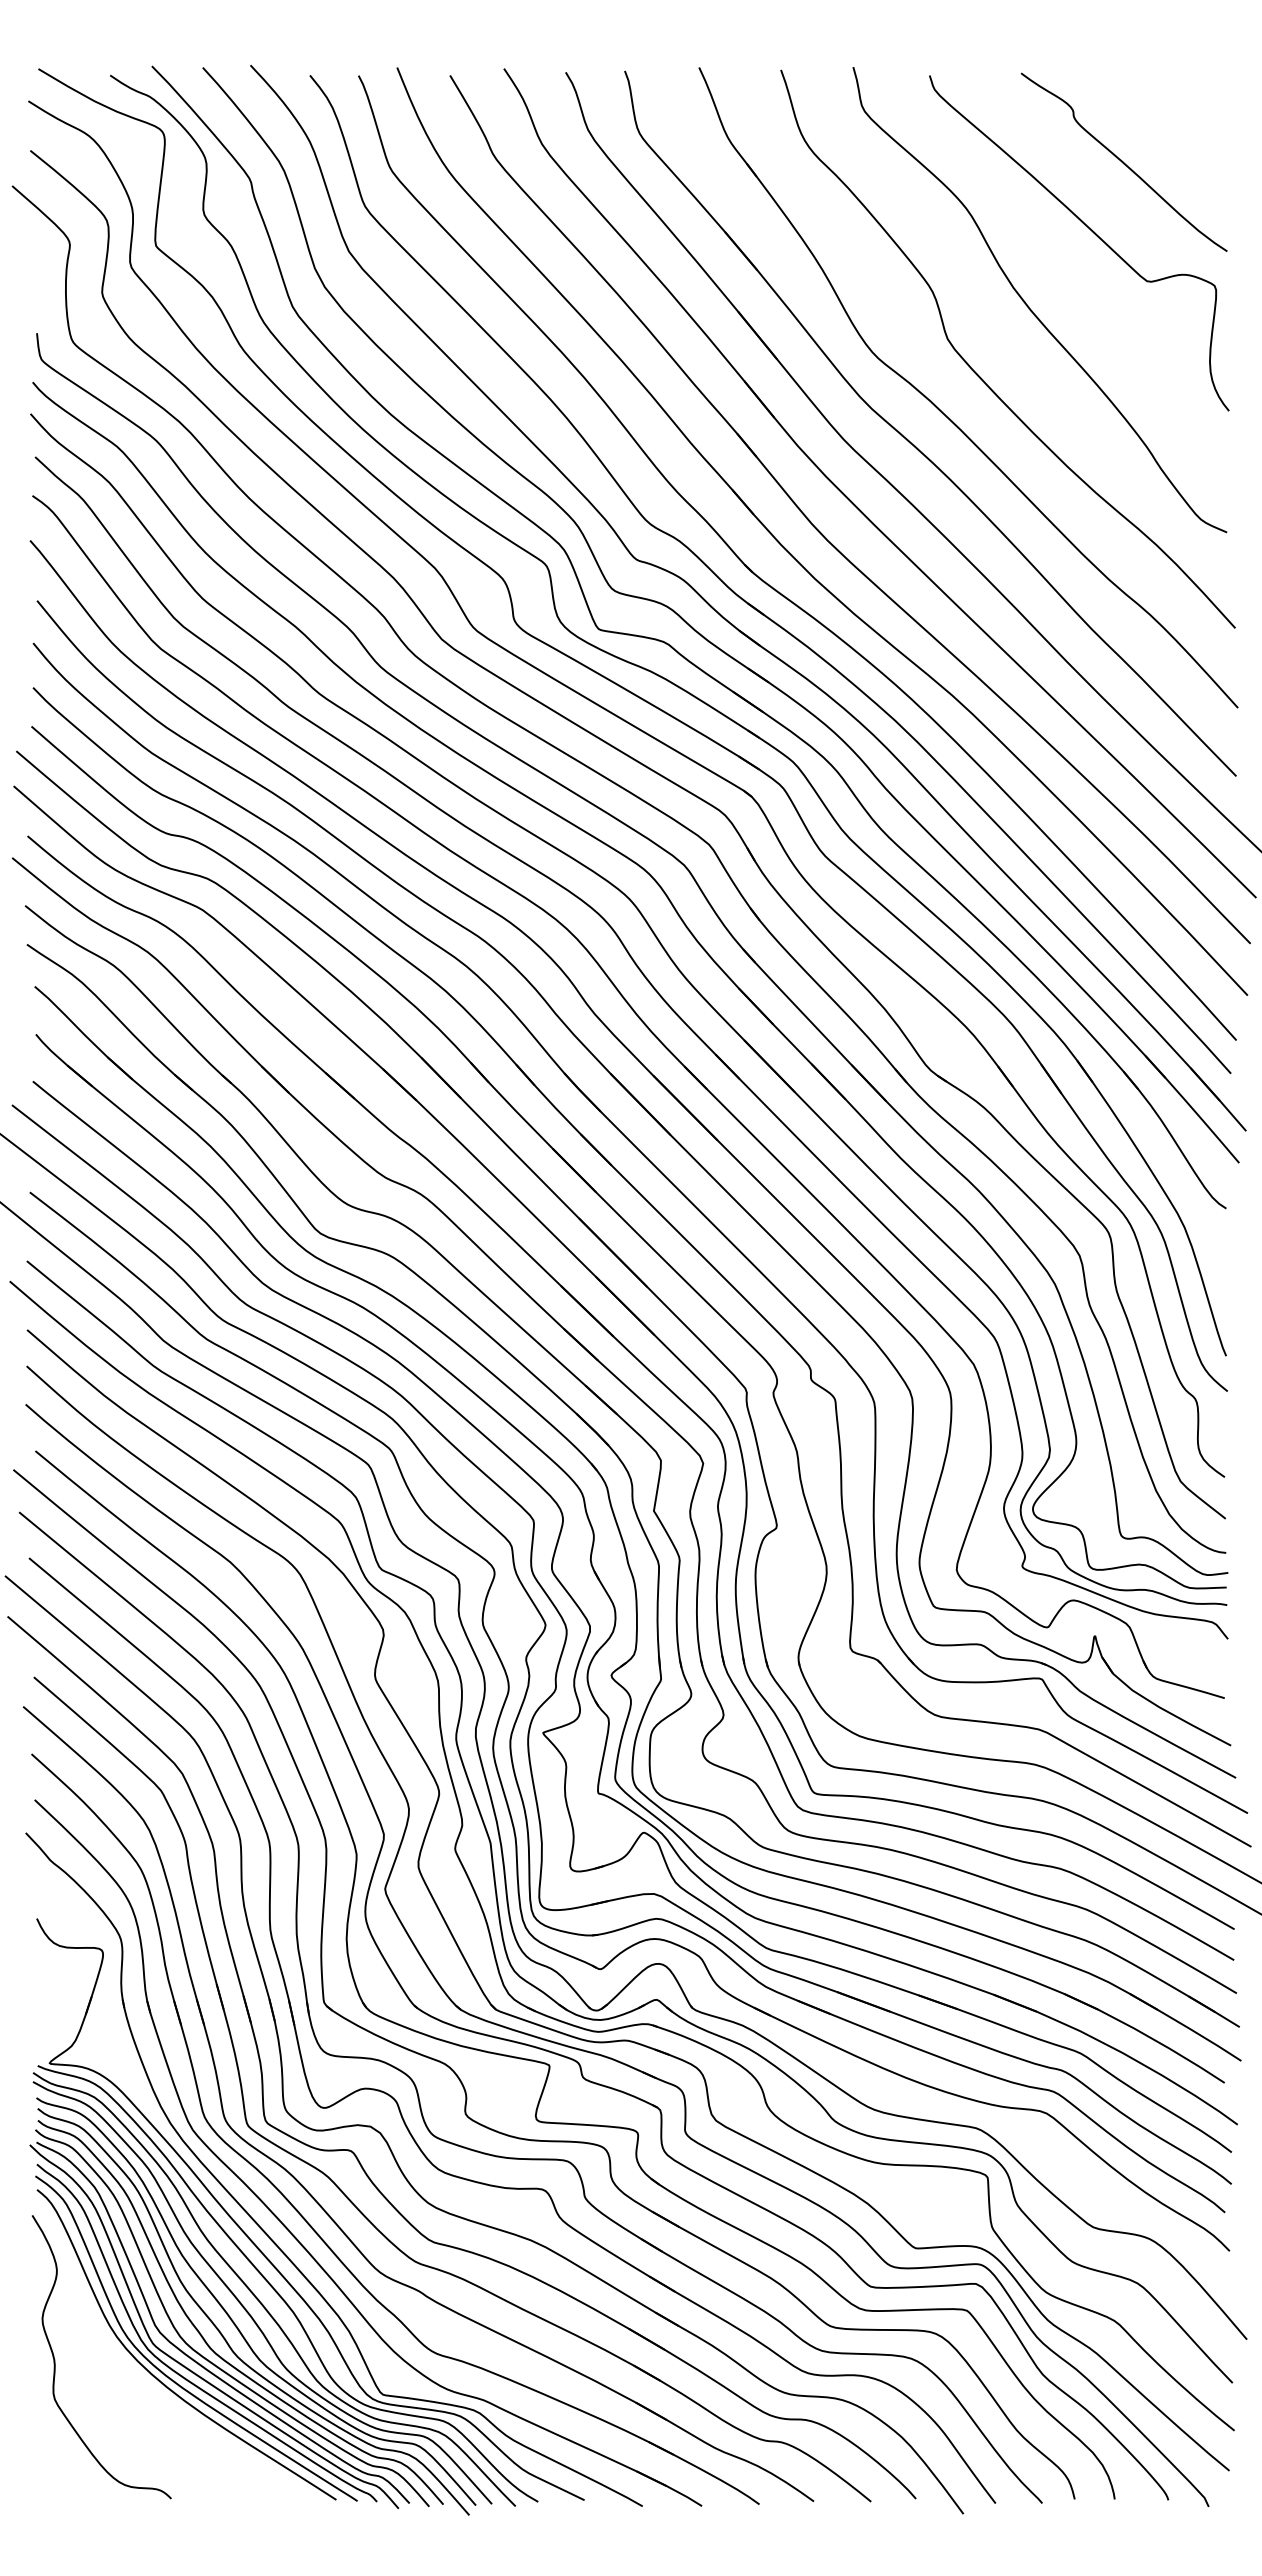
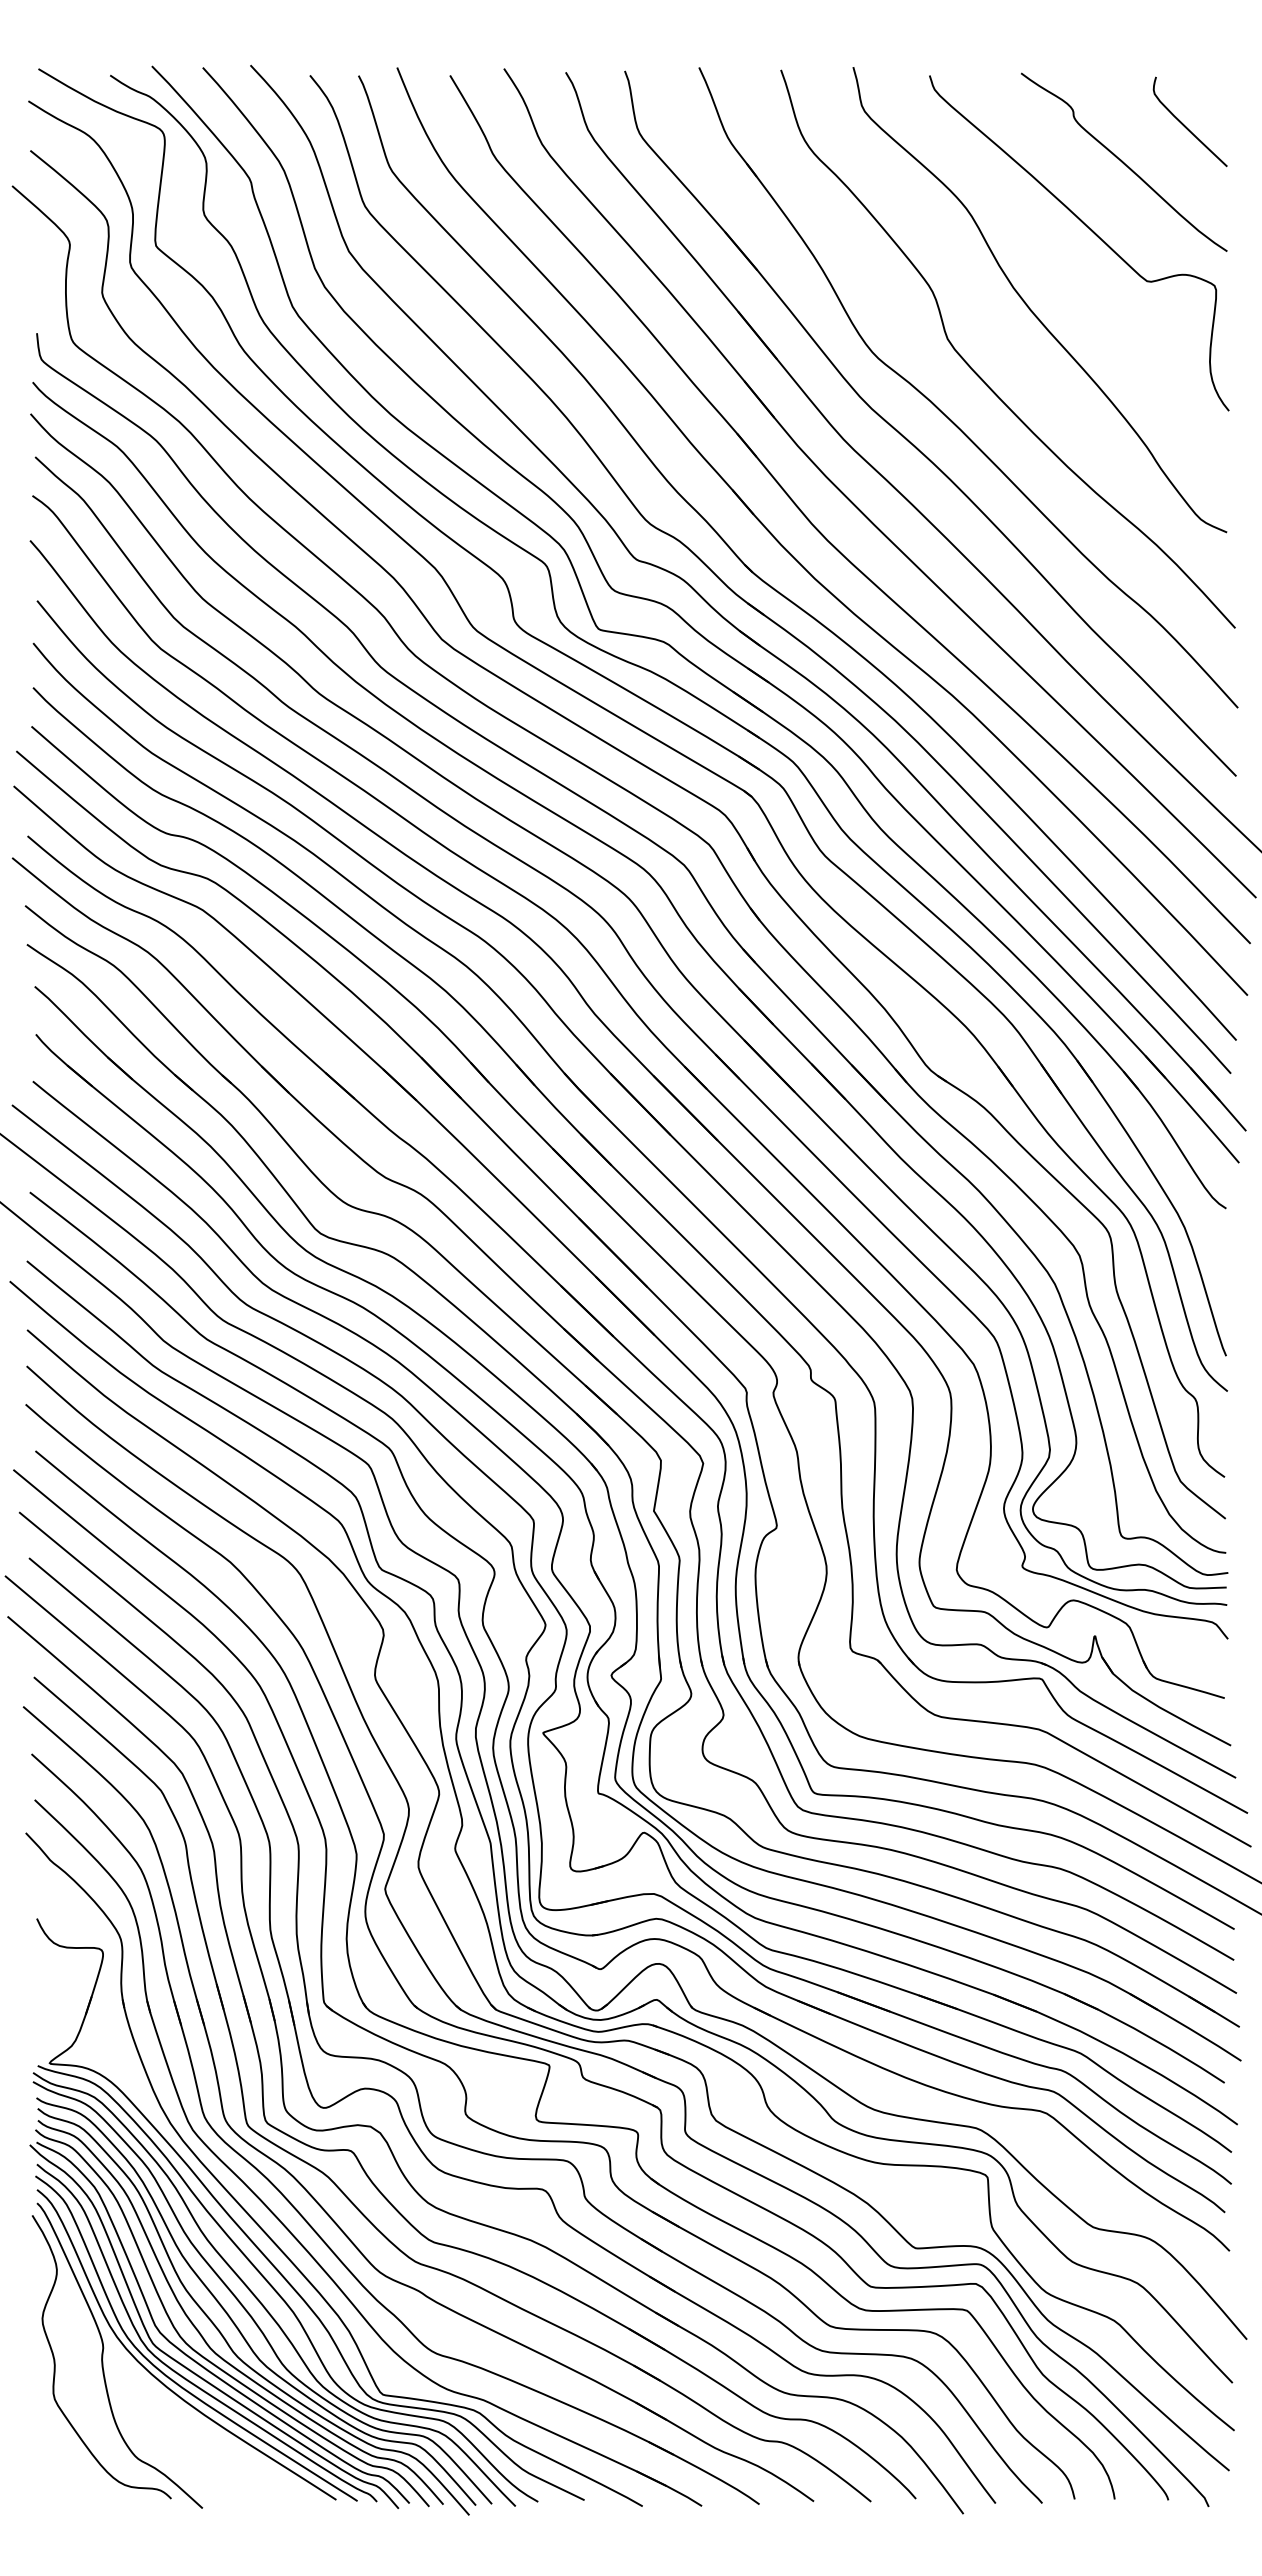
curve: none -> present (1185, 125)
curve: none -> present (103, 2355)
